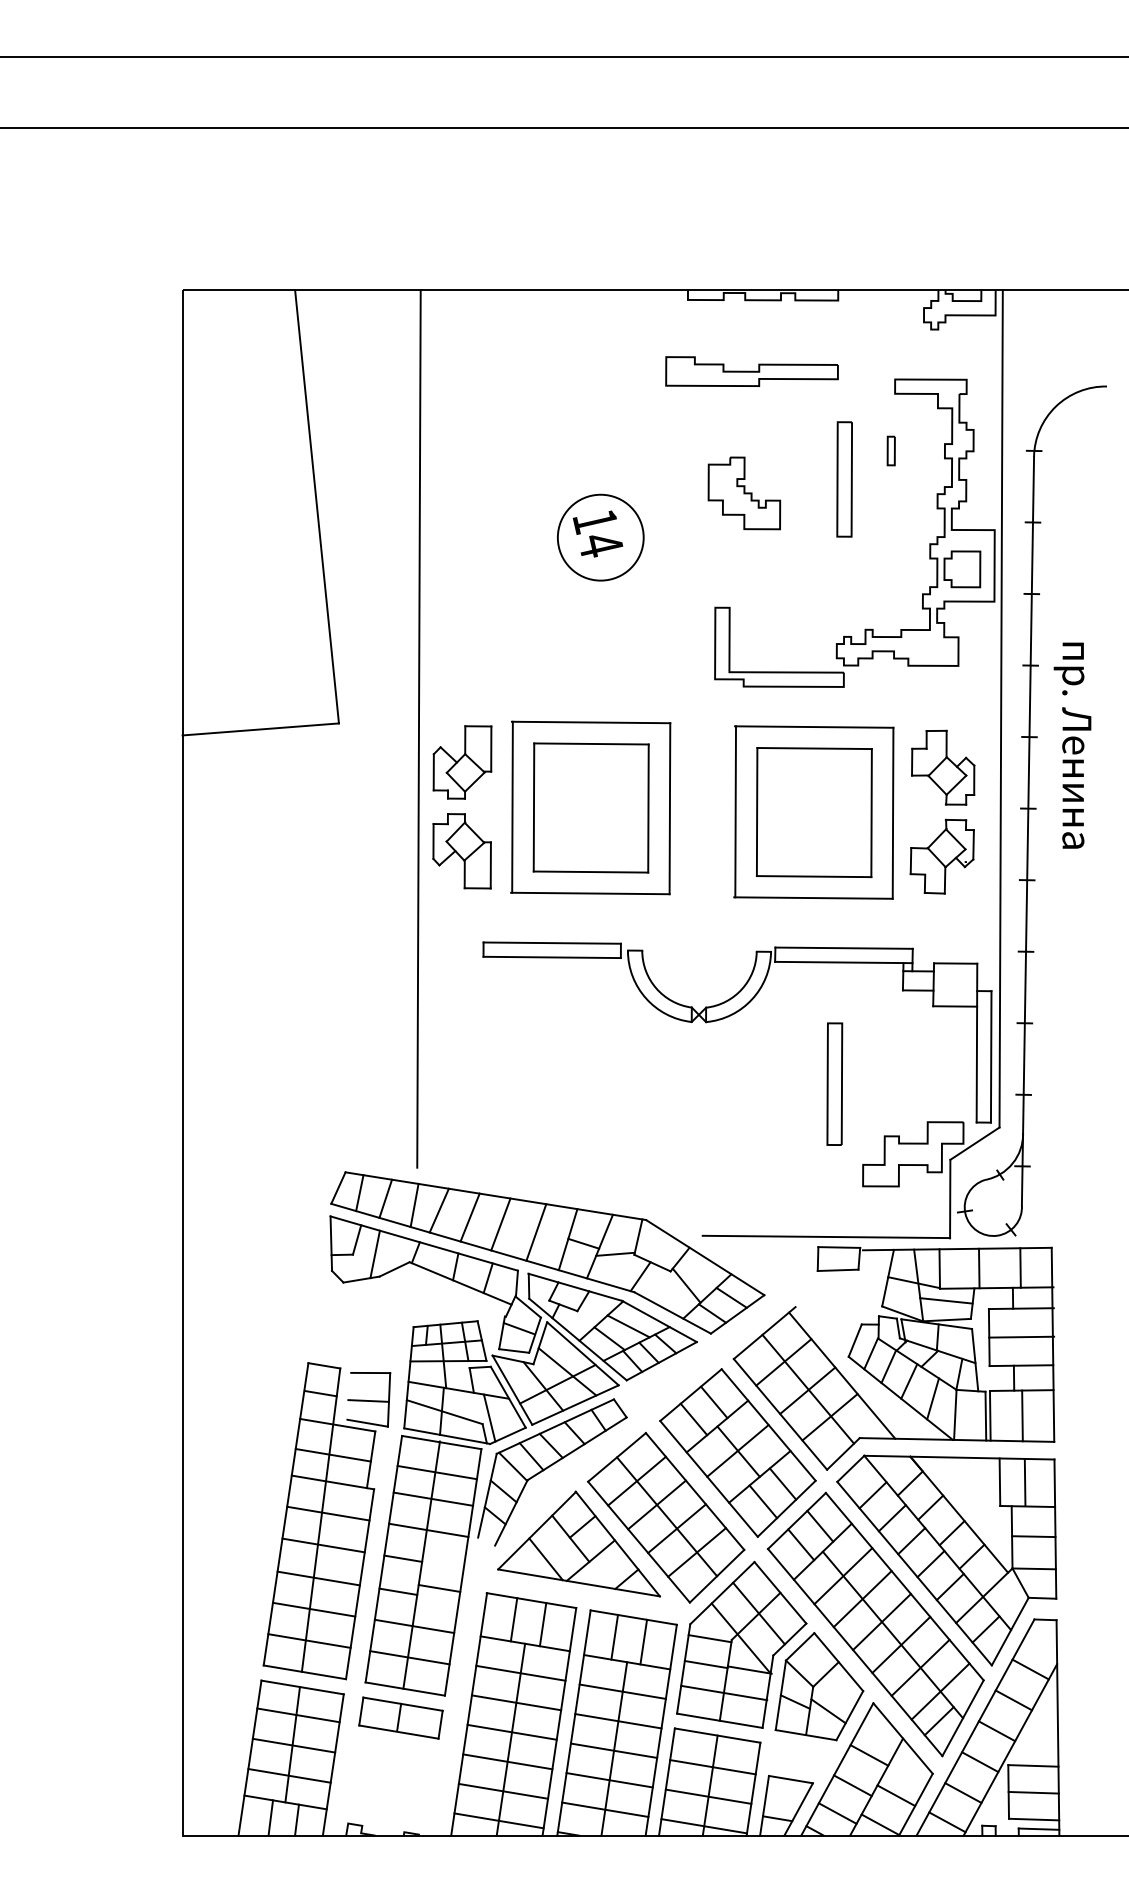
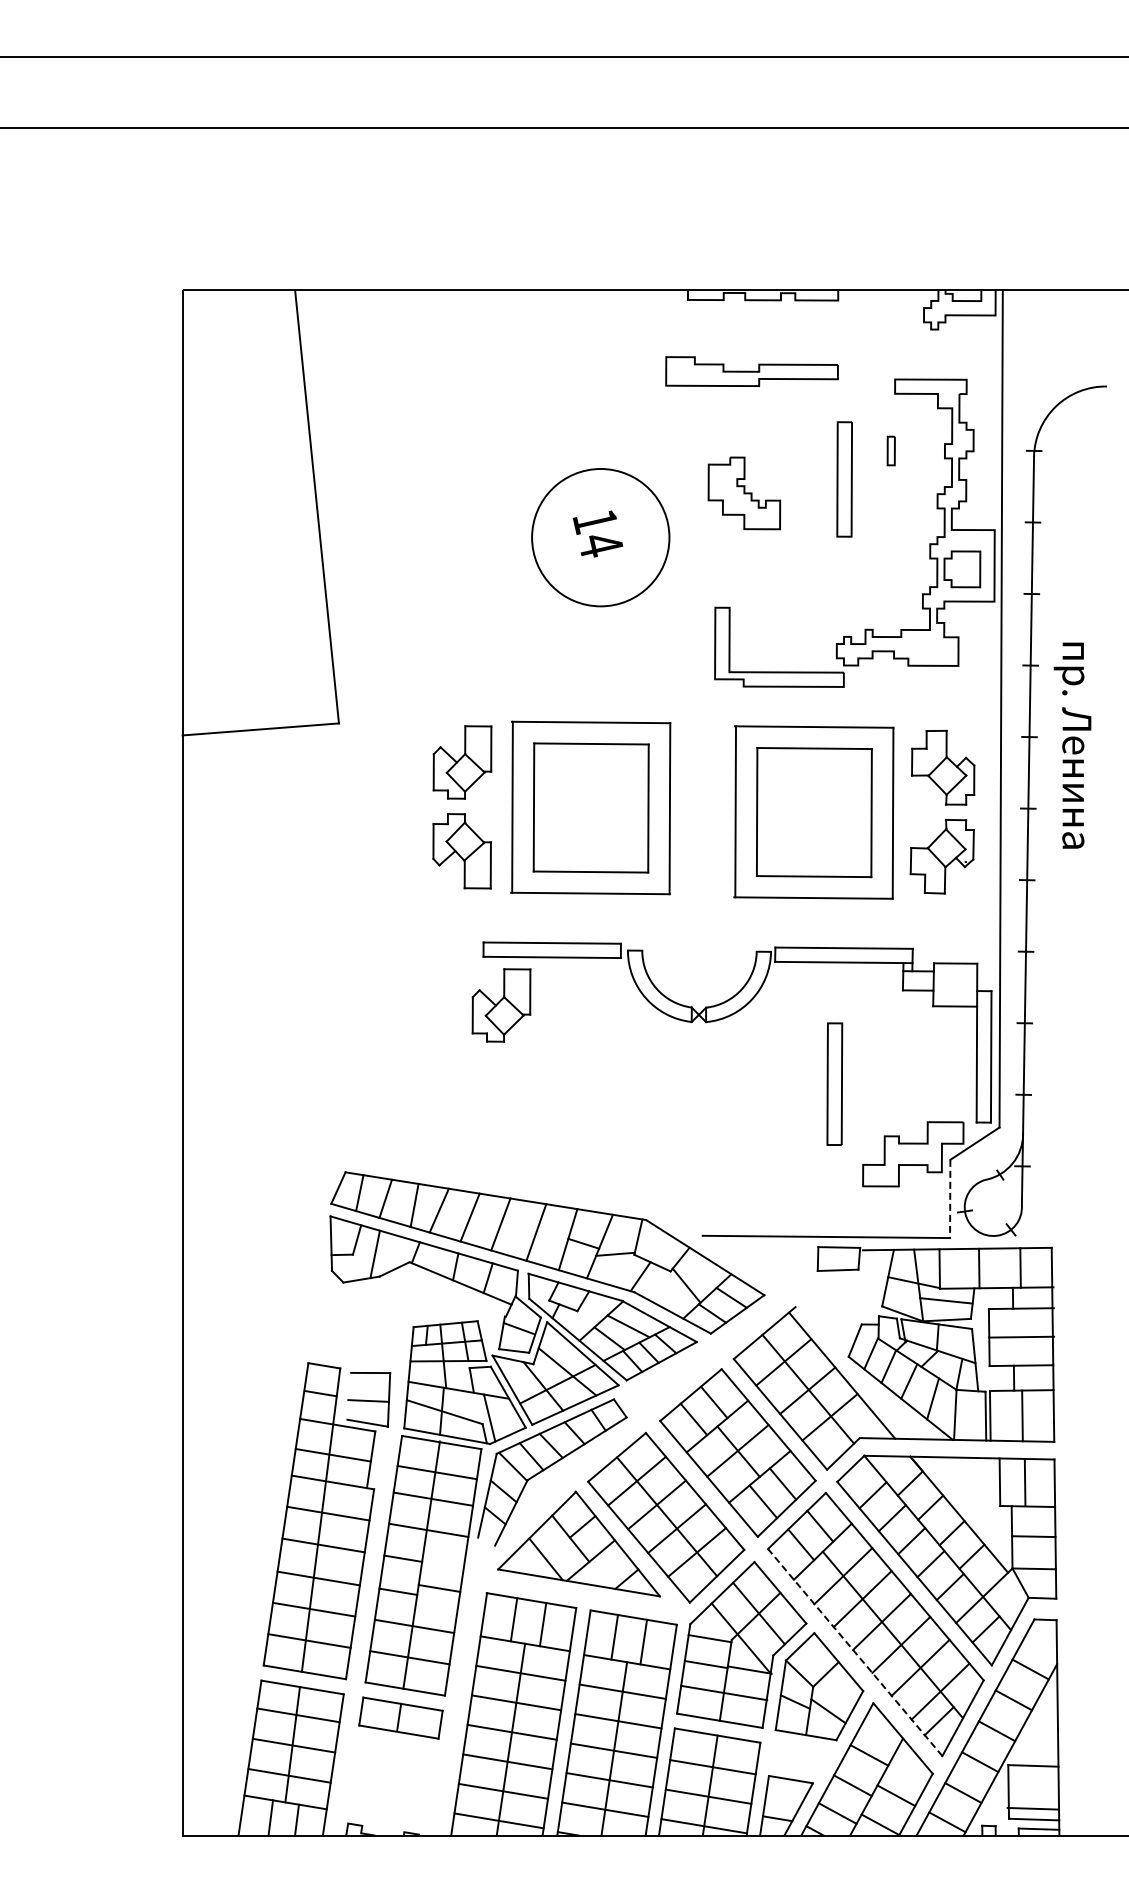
circle diameter: 86 px -> 137 px (600, 537)
line: present -> none (418, 728)
part: none -> present (501, 1005)
line: solid -> dashed (950, 1199)
line: solid -> dashed (854, 1652)
line position: (1033, 1792) -> (1032, 1808) (1032, 1808)
